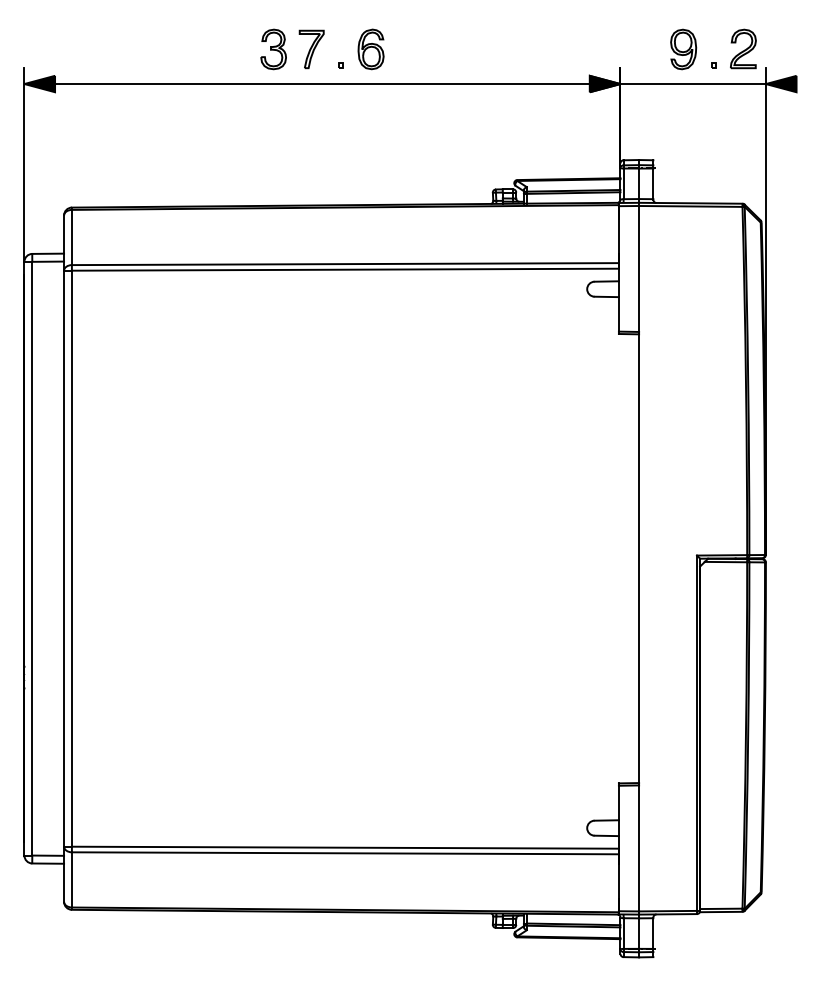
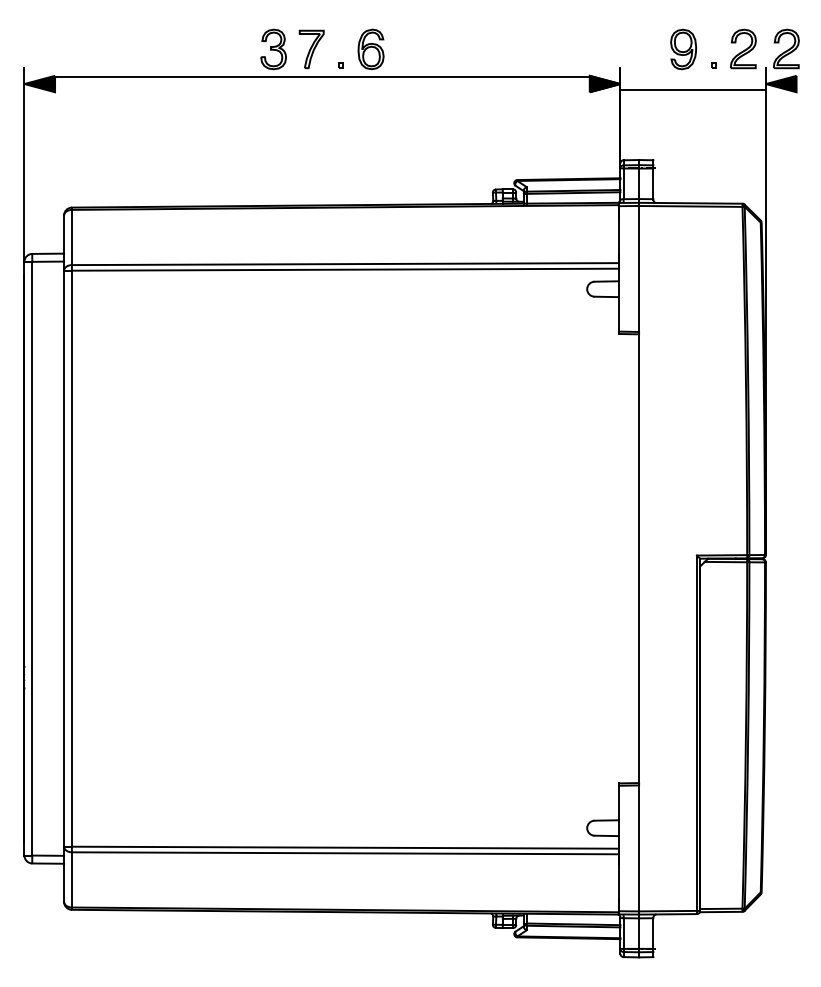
part: none -> present (786, 48)
line position: (322, 84) -> (322, 77) (322, 77)
line position: (692, 84) -> (692, 90) (692, 90)
